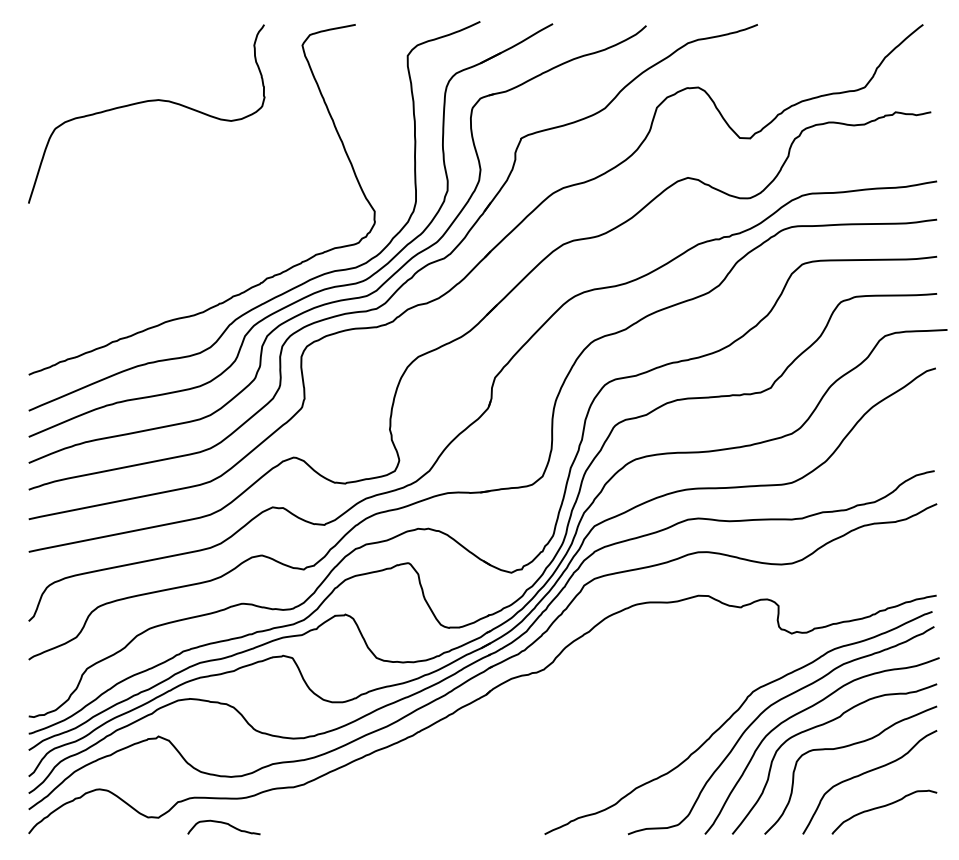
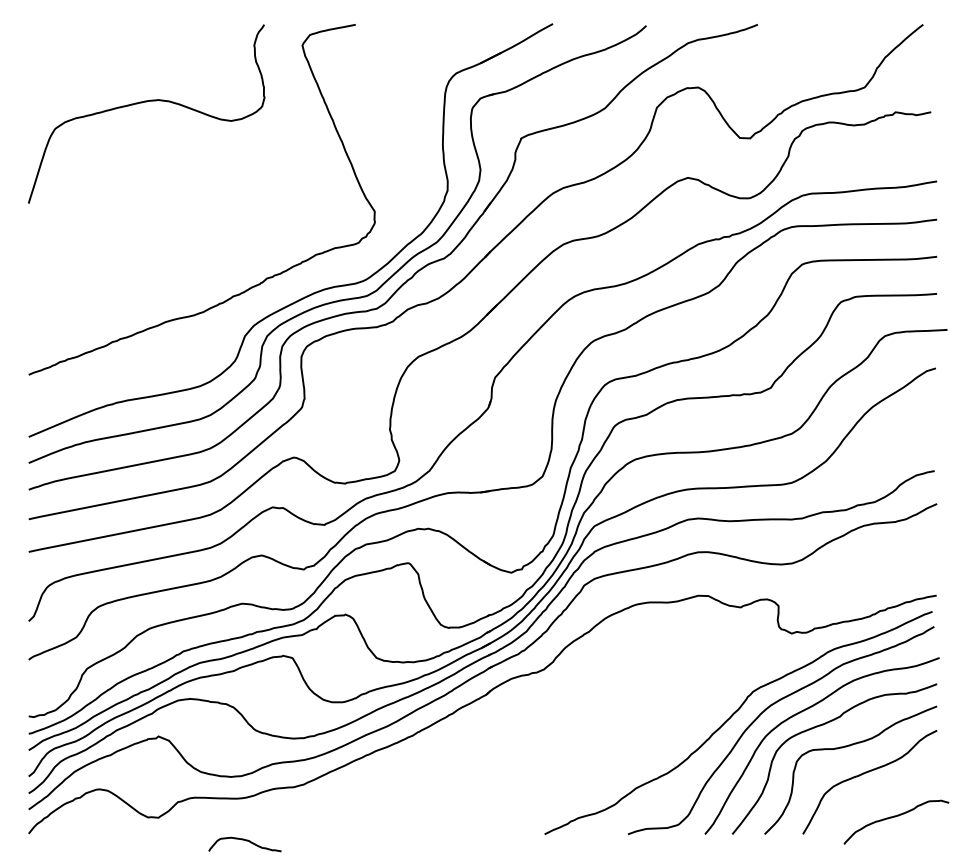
curve: present -> none (291, 288)
curve position: (883, 807) -> (895, 817) (895, 817)
curve position: (225, 824) -> (246, 841) (246, 841)
